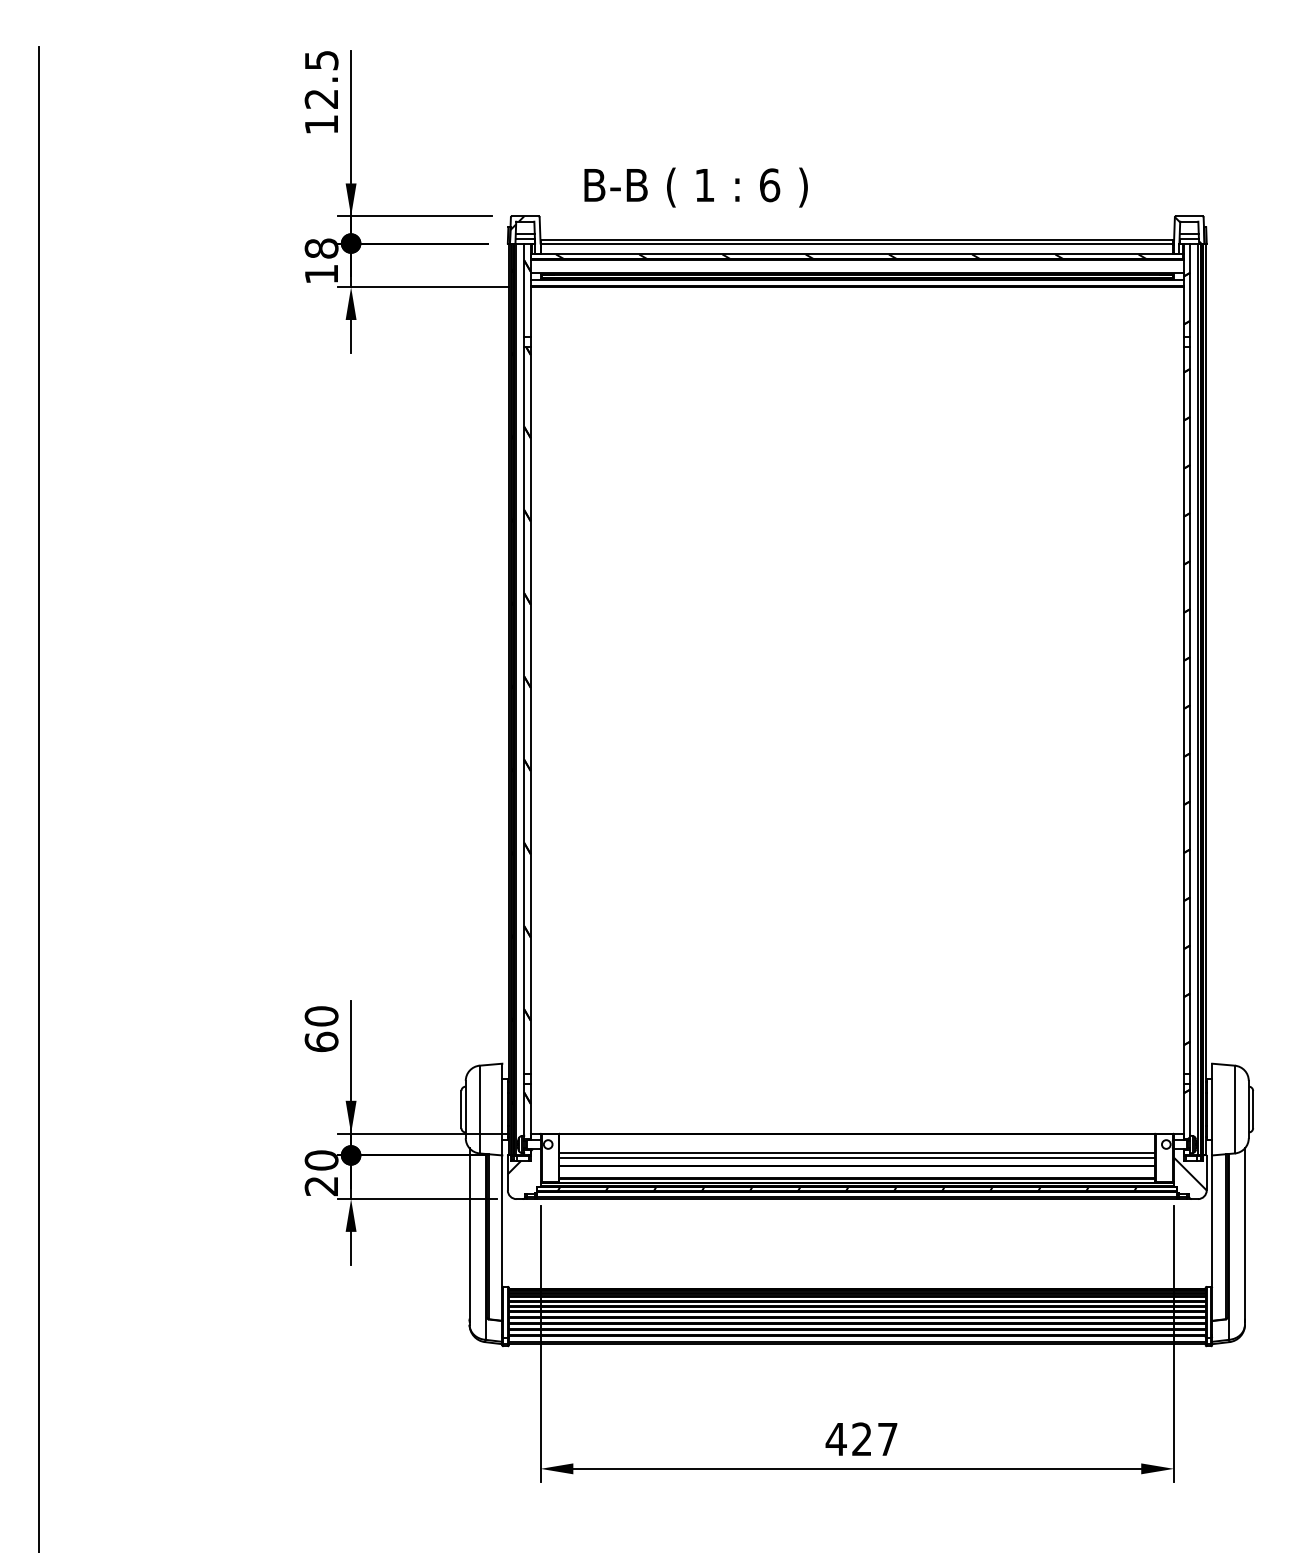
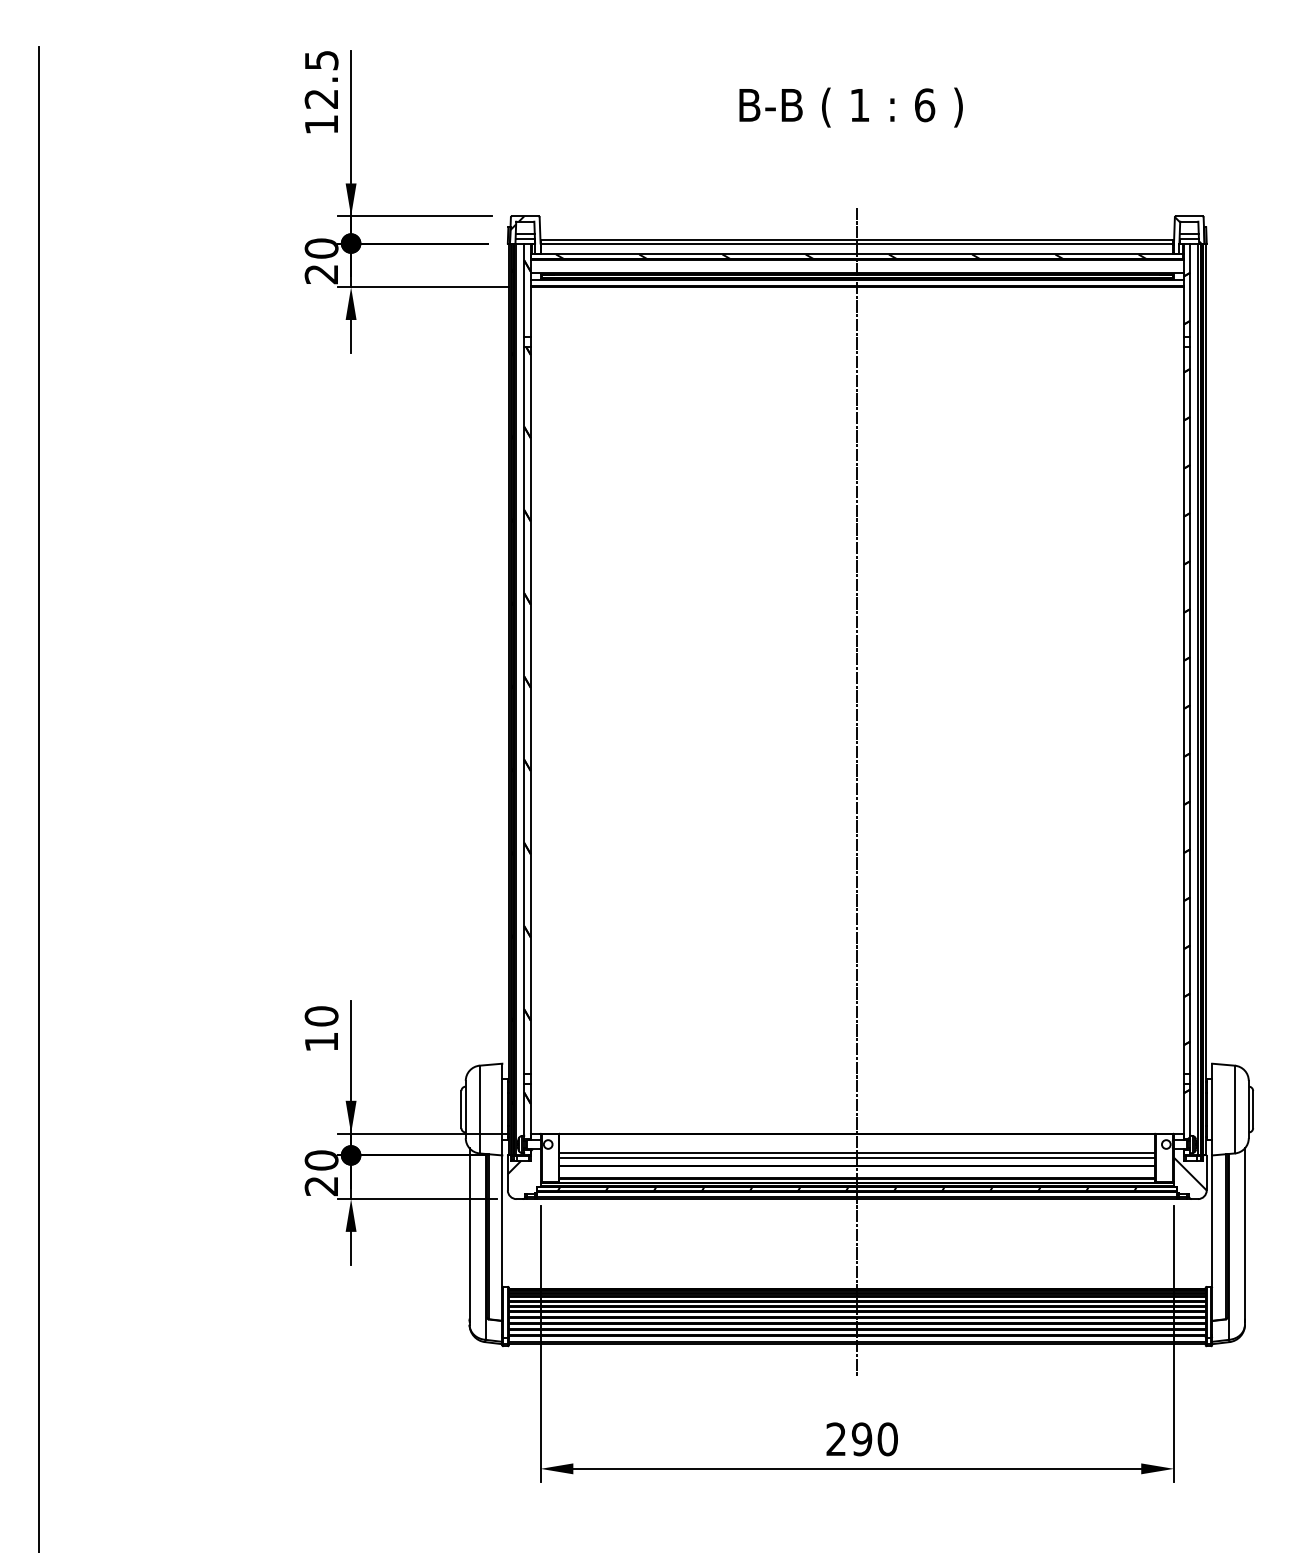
text position: (695, 187) -> (850, 107) (850, 107)
text: 18 -> 20 (321, 261)
line: none -> present (857, 791)
text: 60 -> 10 (321, 1041)
text: 427 -> 290 (861, 1439)
